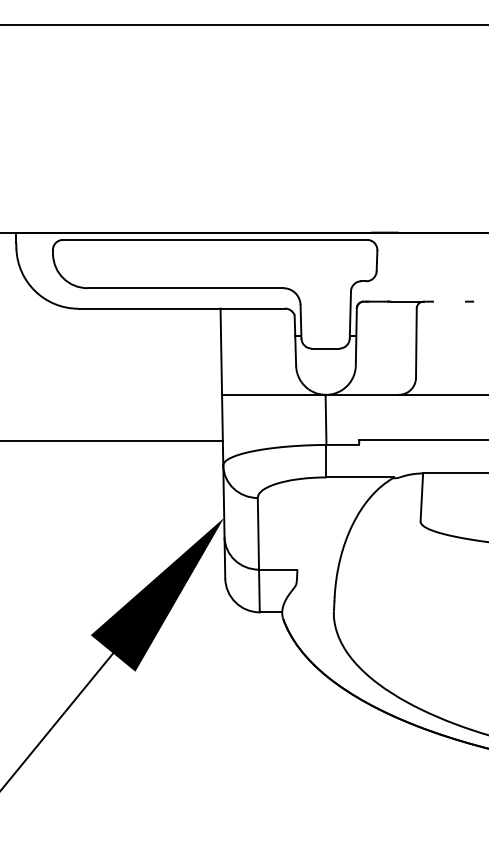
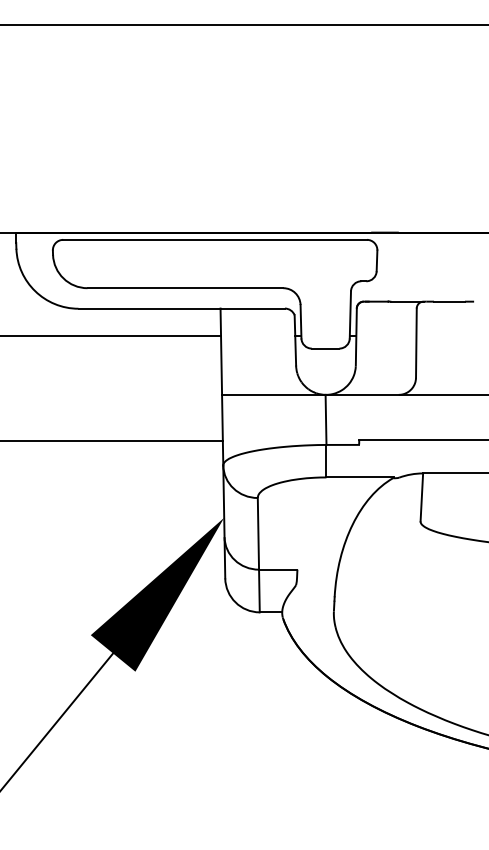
line: none -> present (449, 301)
line: none -> present (111, 336)
